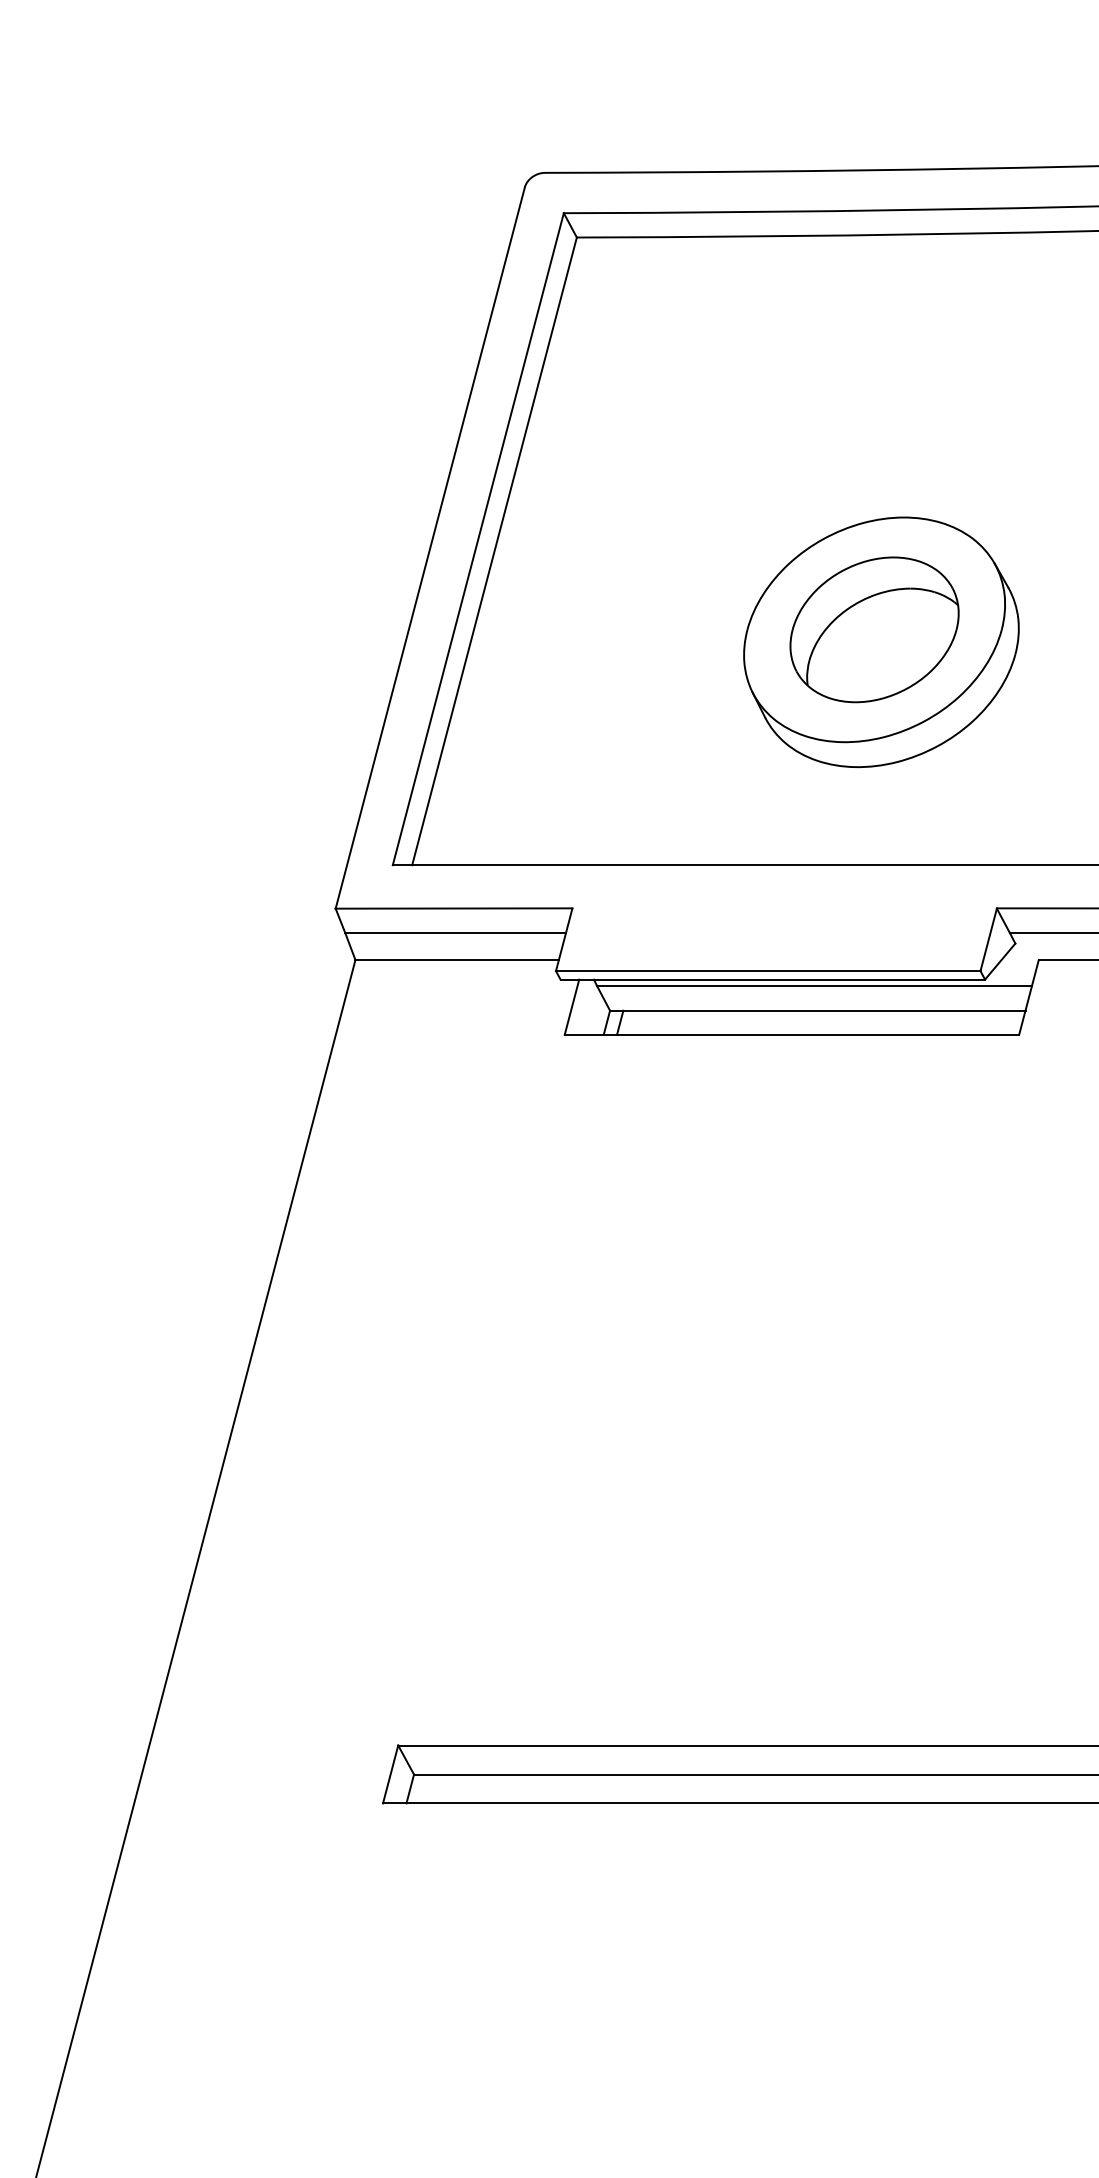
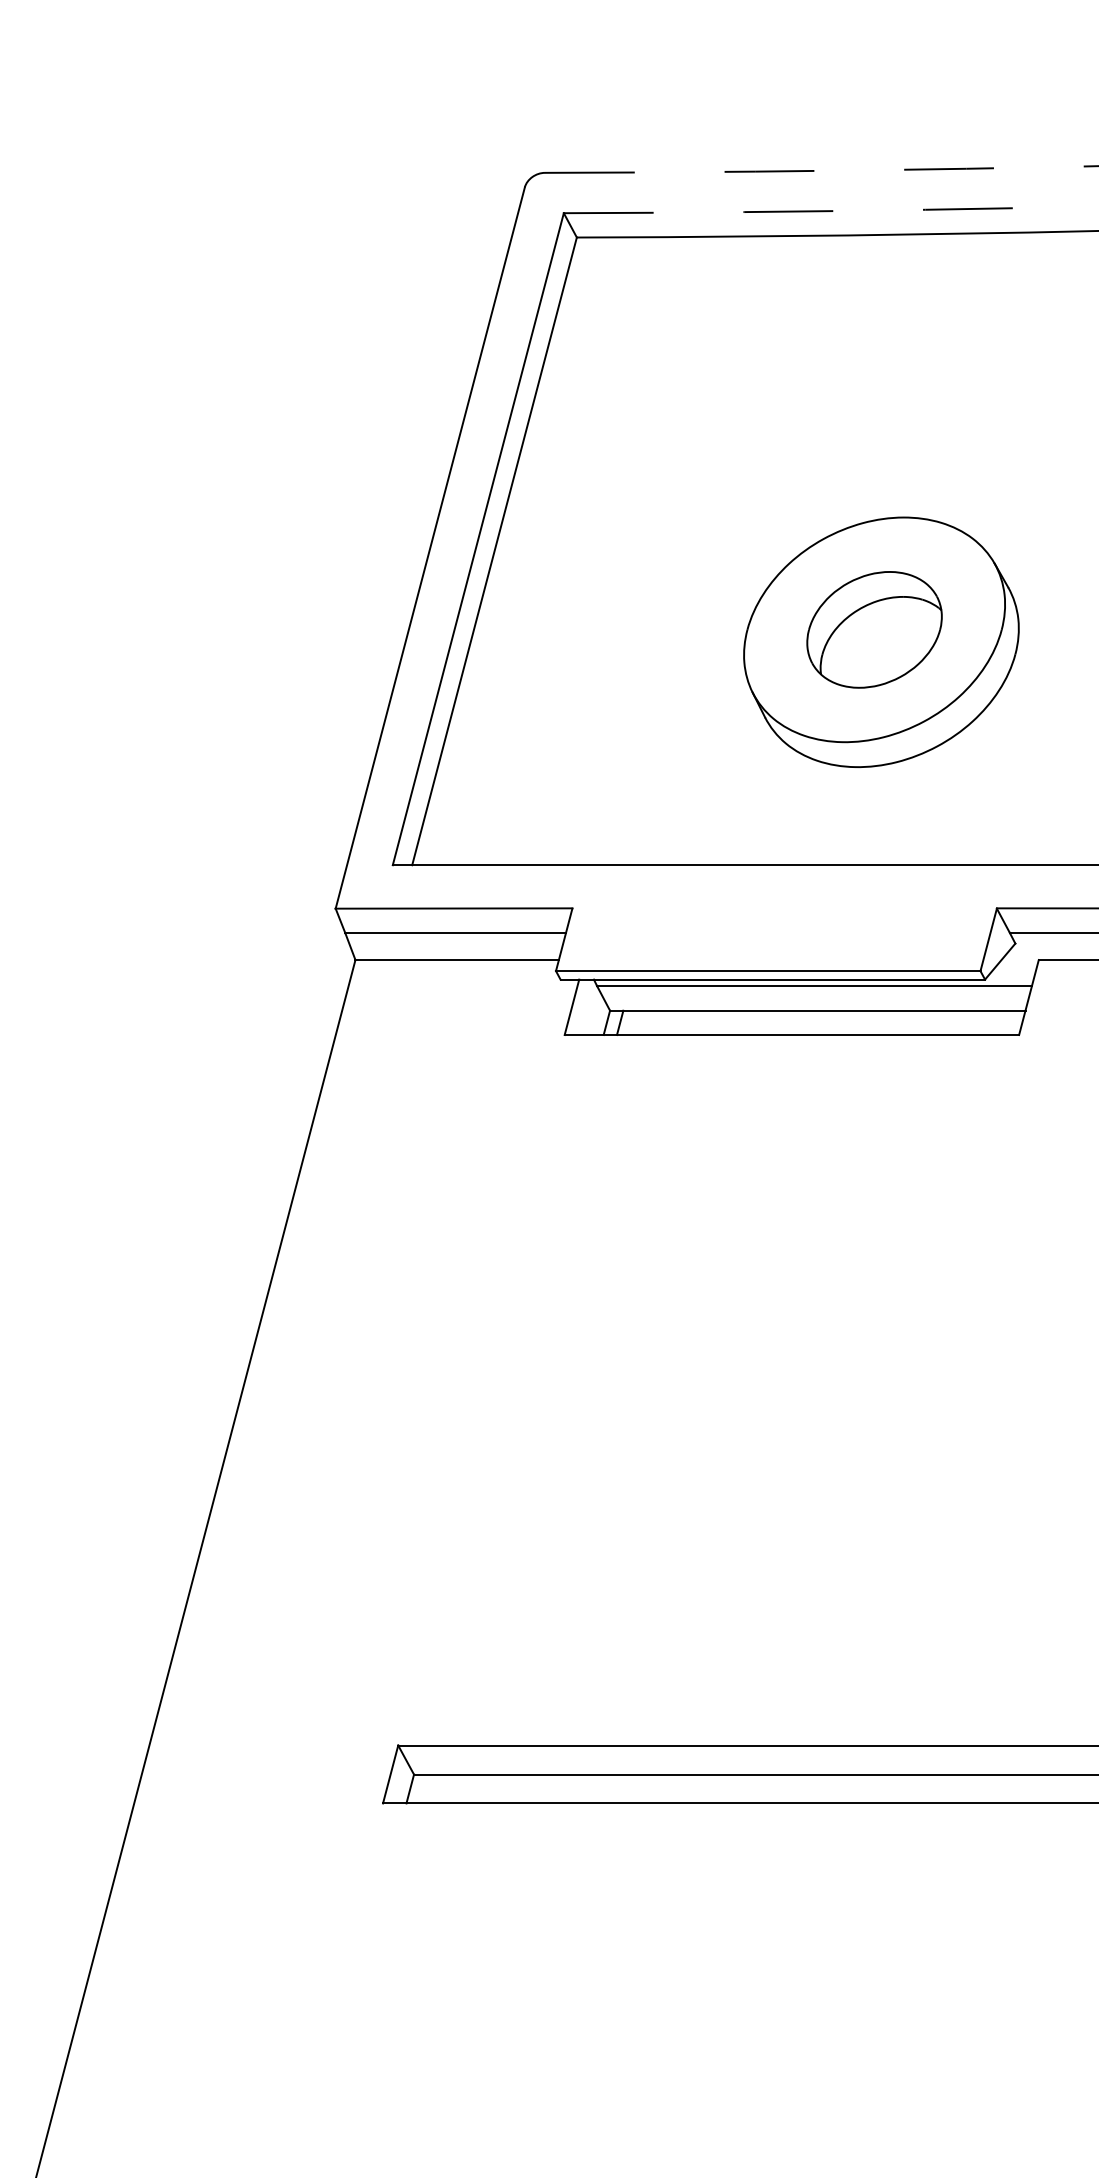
arc: solid -> dashed (821, 170)
arc: solid -> dashed (831, 210)
part size: 171x148 px -> 137x118 px (874, 629)
